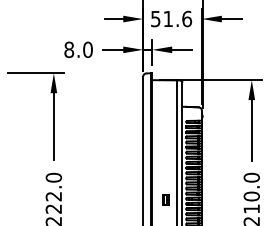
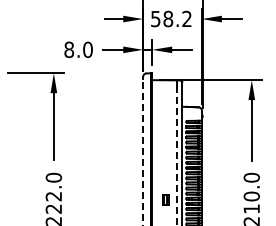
text: 51.6 -> 58.2 (177, 18)
line: solid -> dashed (143, 151)
line: solid -> dashed (177, 155)
